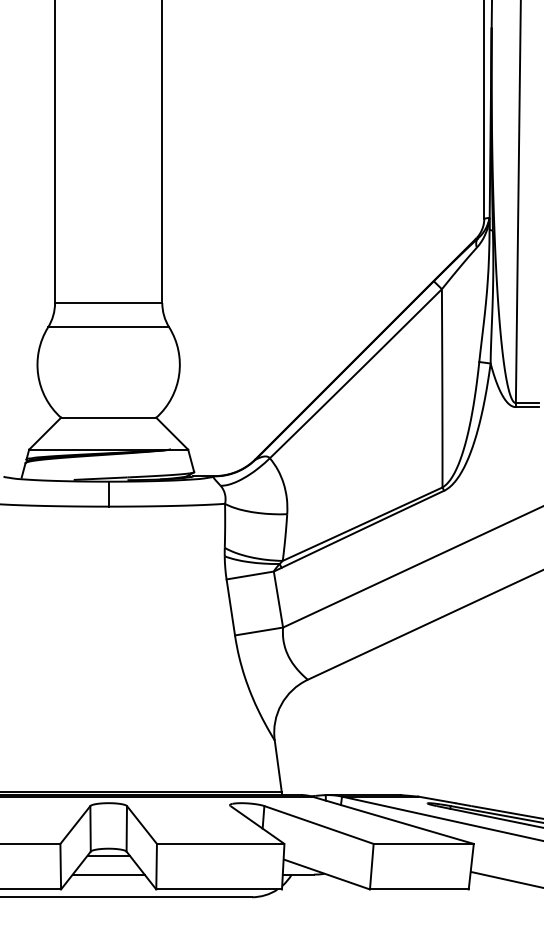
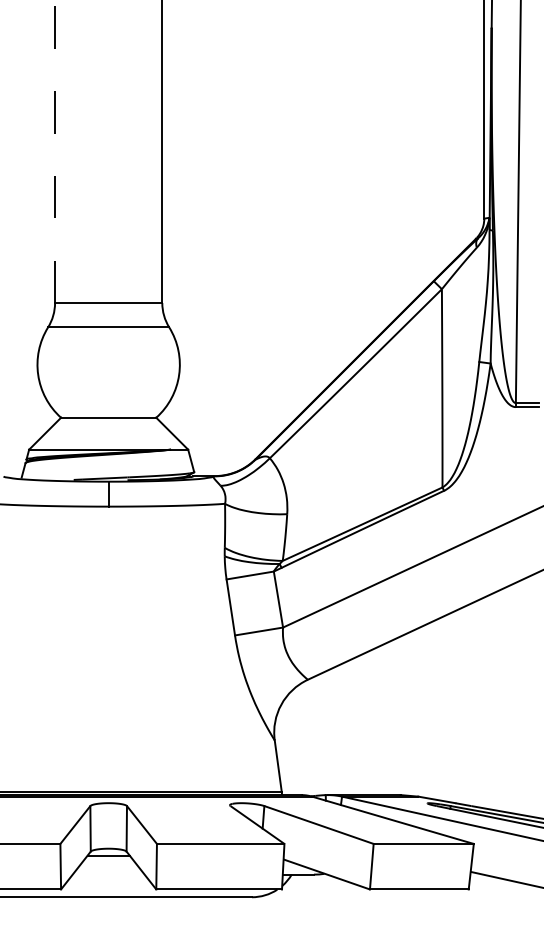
line: solid -> dashed (55, 151)
line: present -> none (108, 874)
